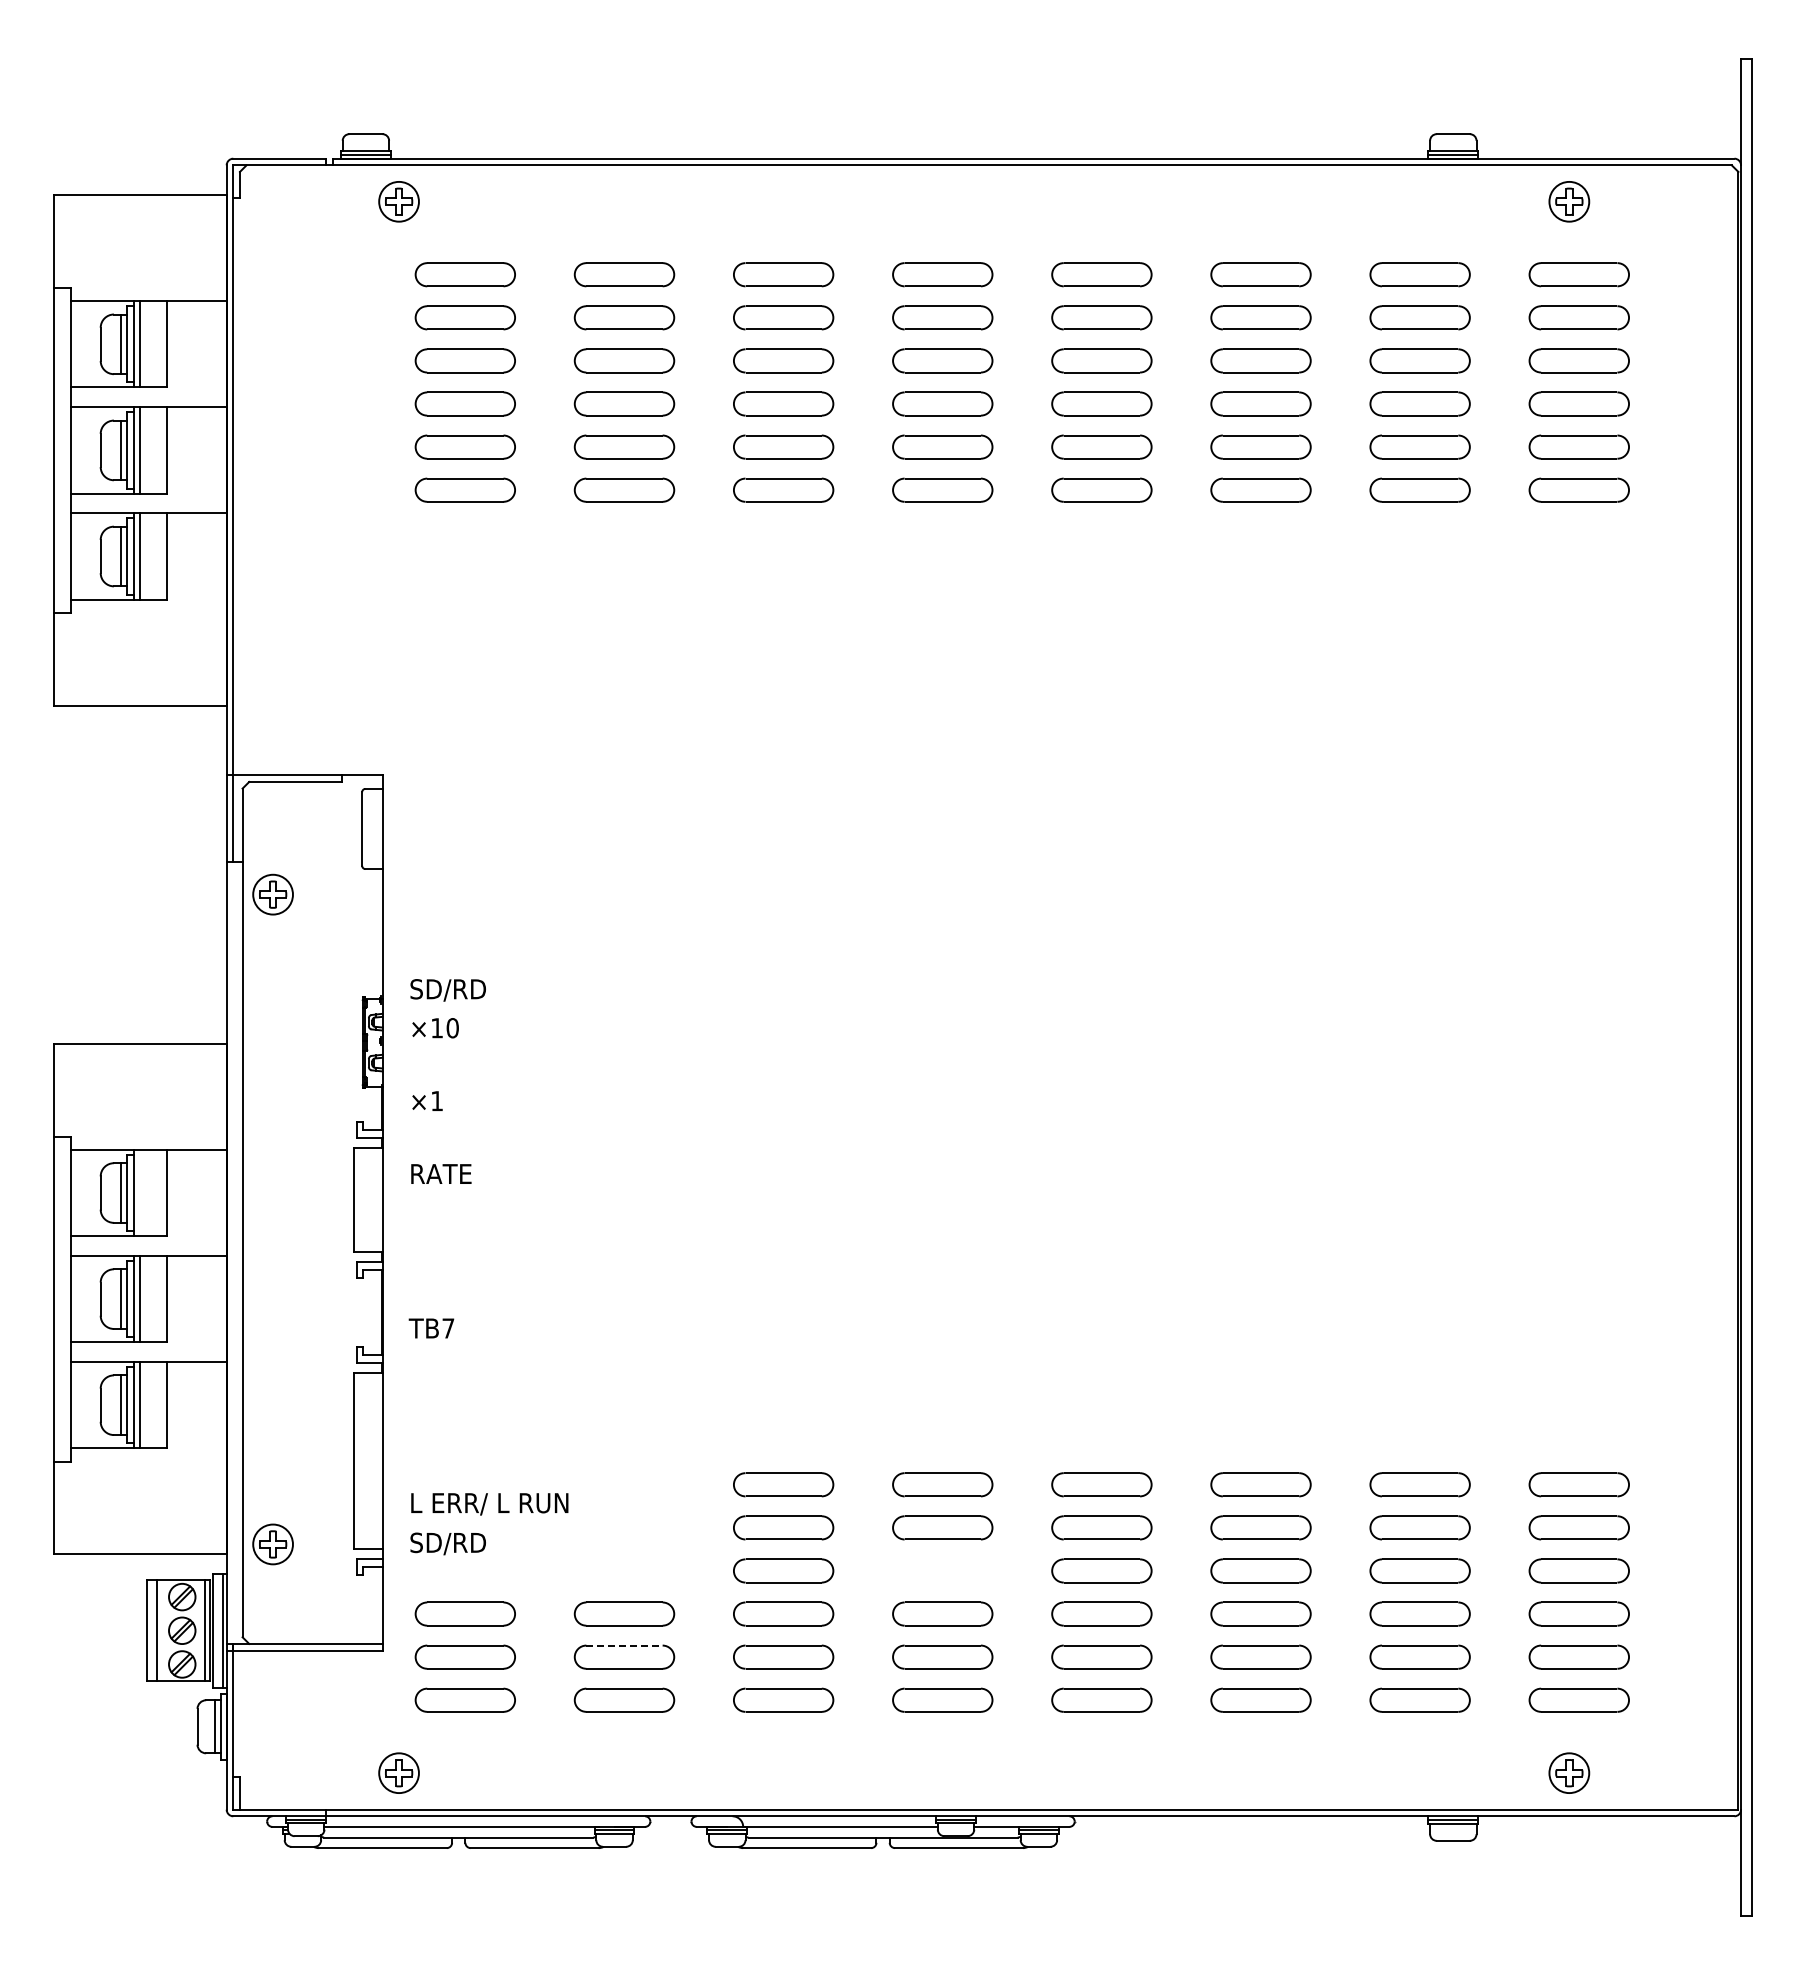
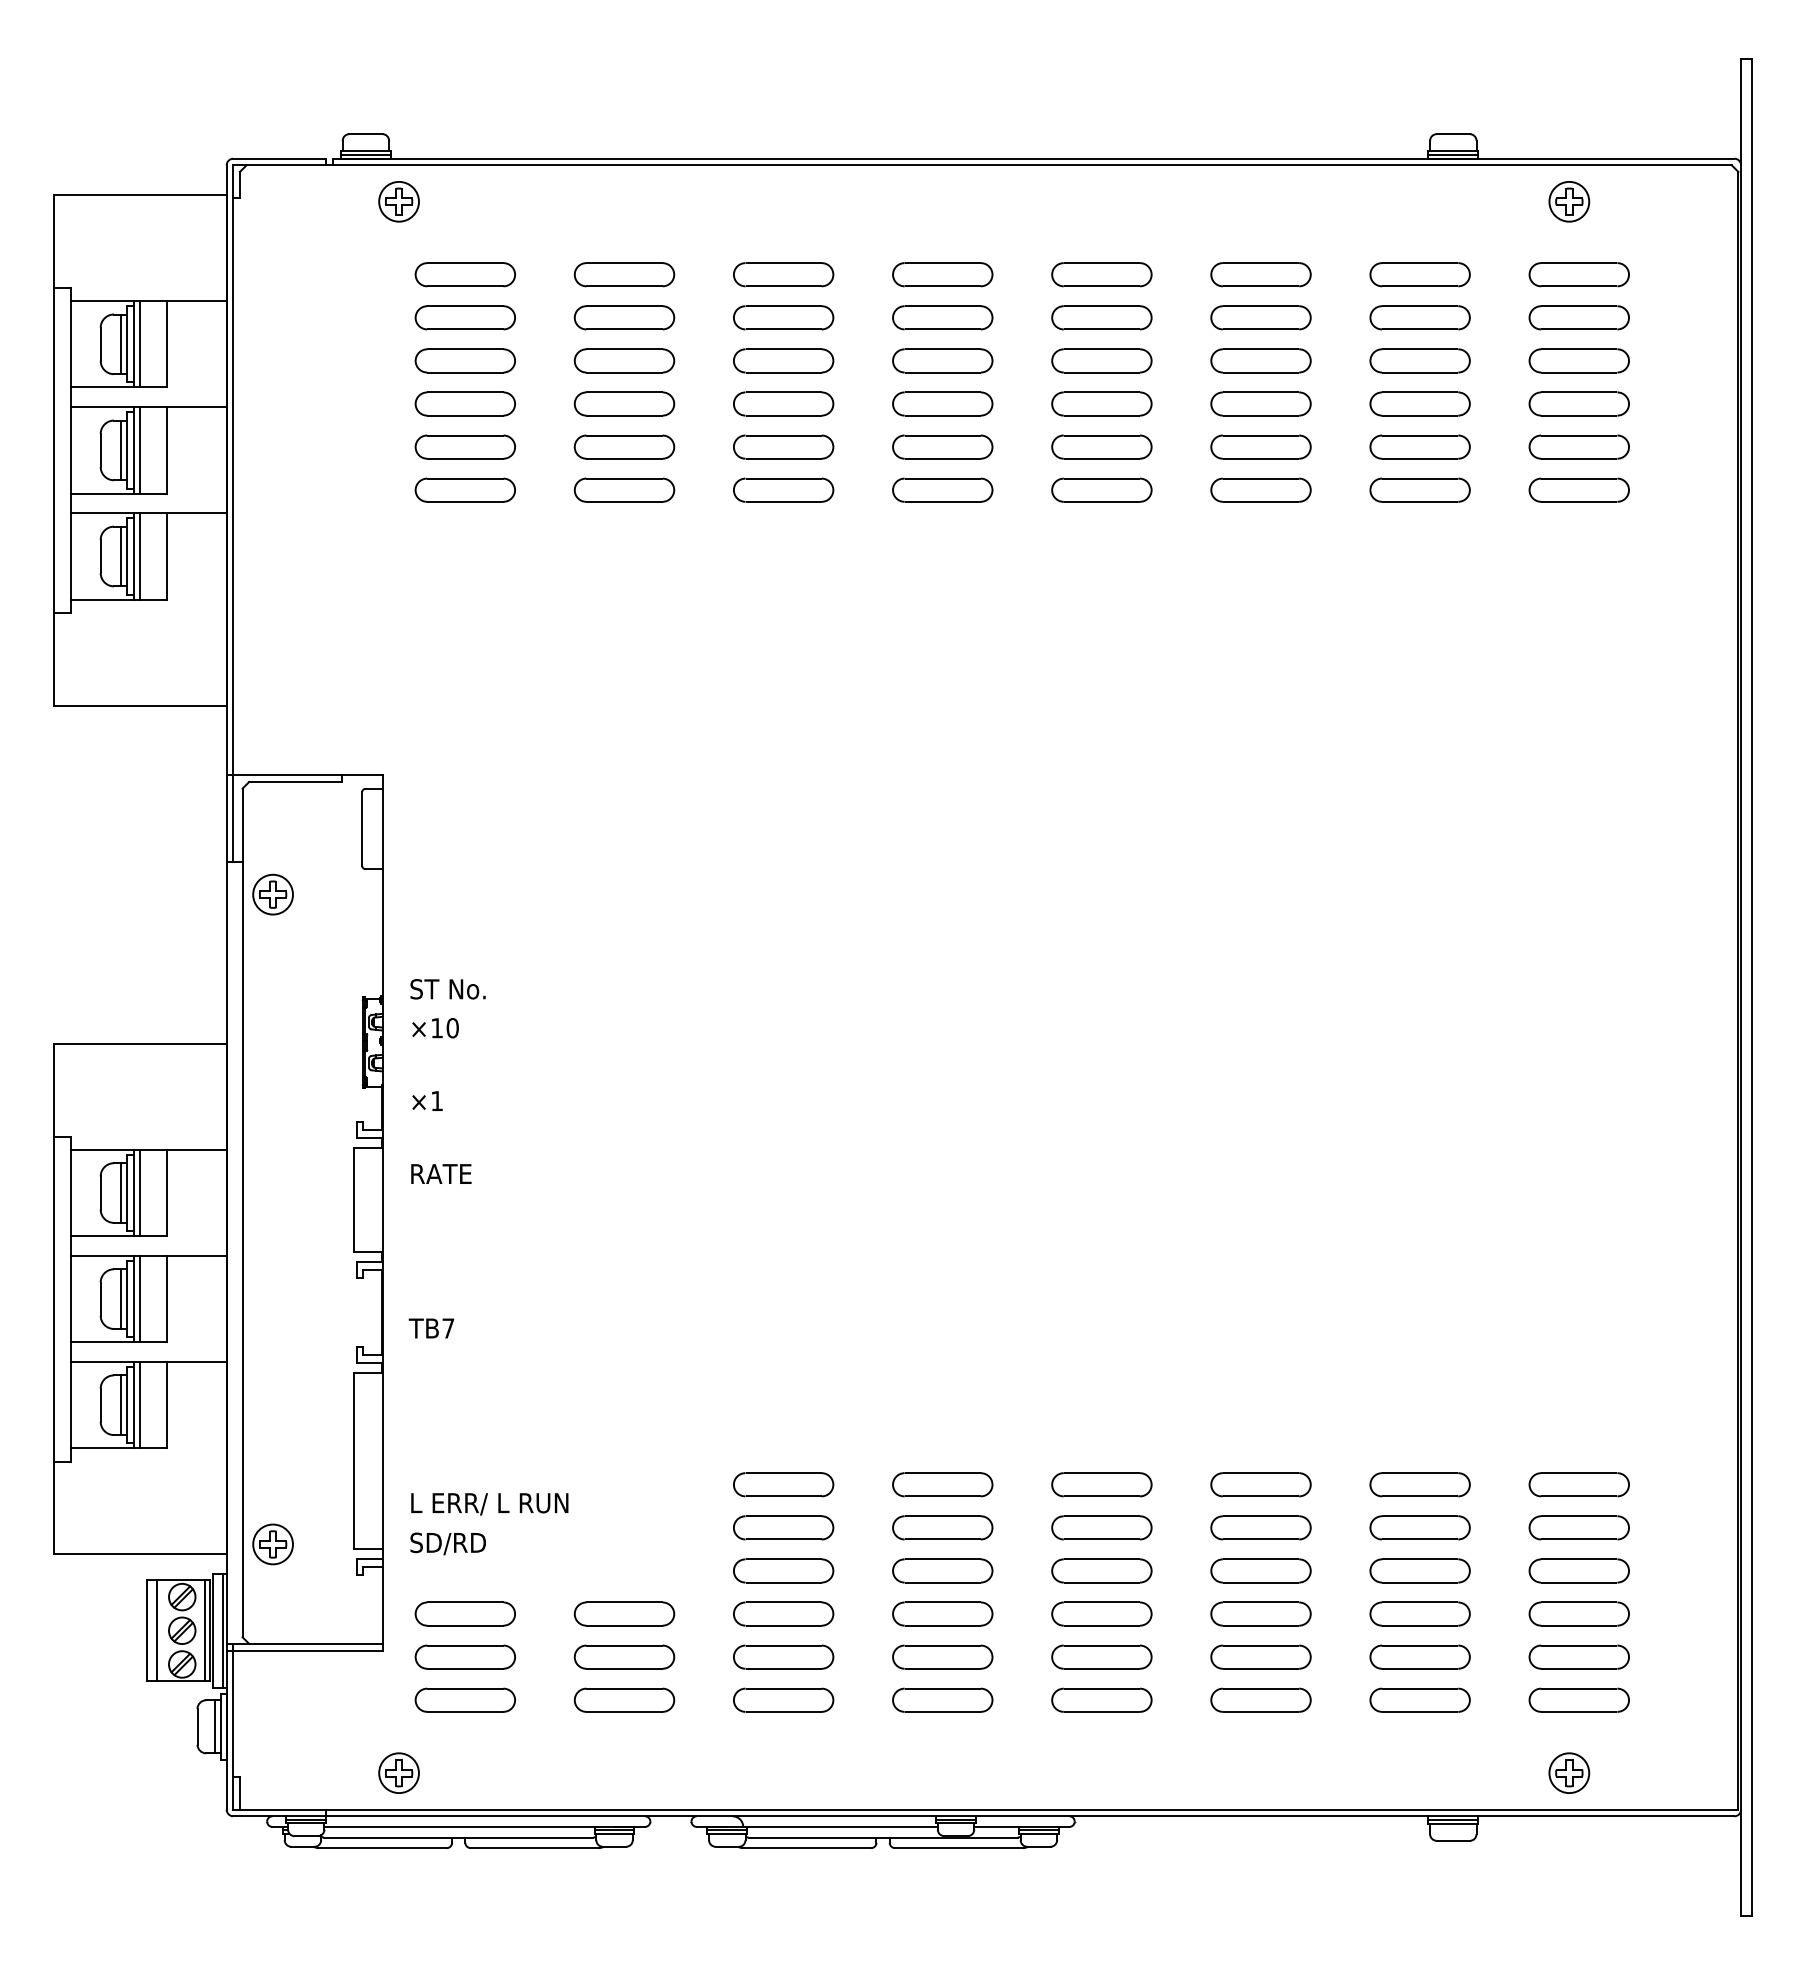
text: SD/RD -> ST No. (454, 990)
line: none -> present (140, 1192)
part: none -> present (942, 1570)
line: dashed -> solid (625, 1645)
